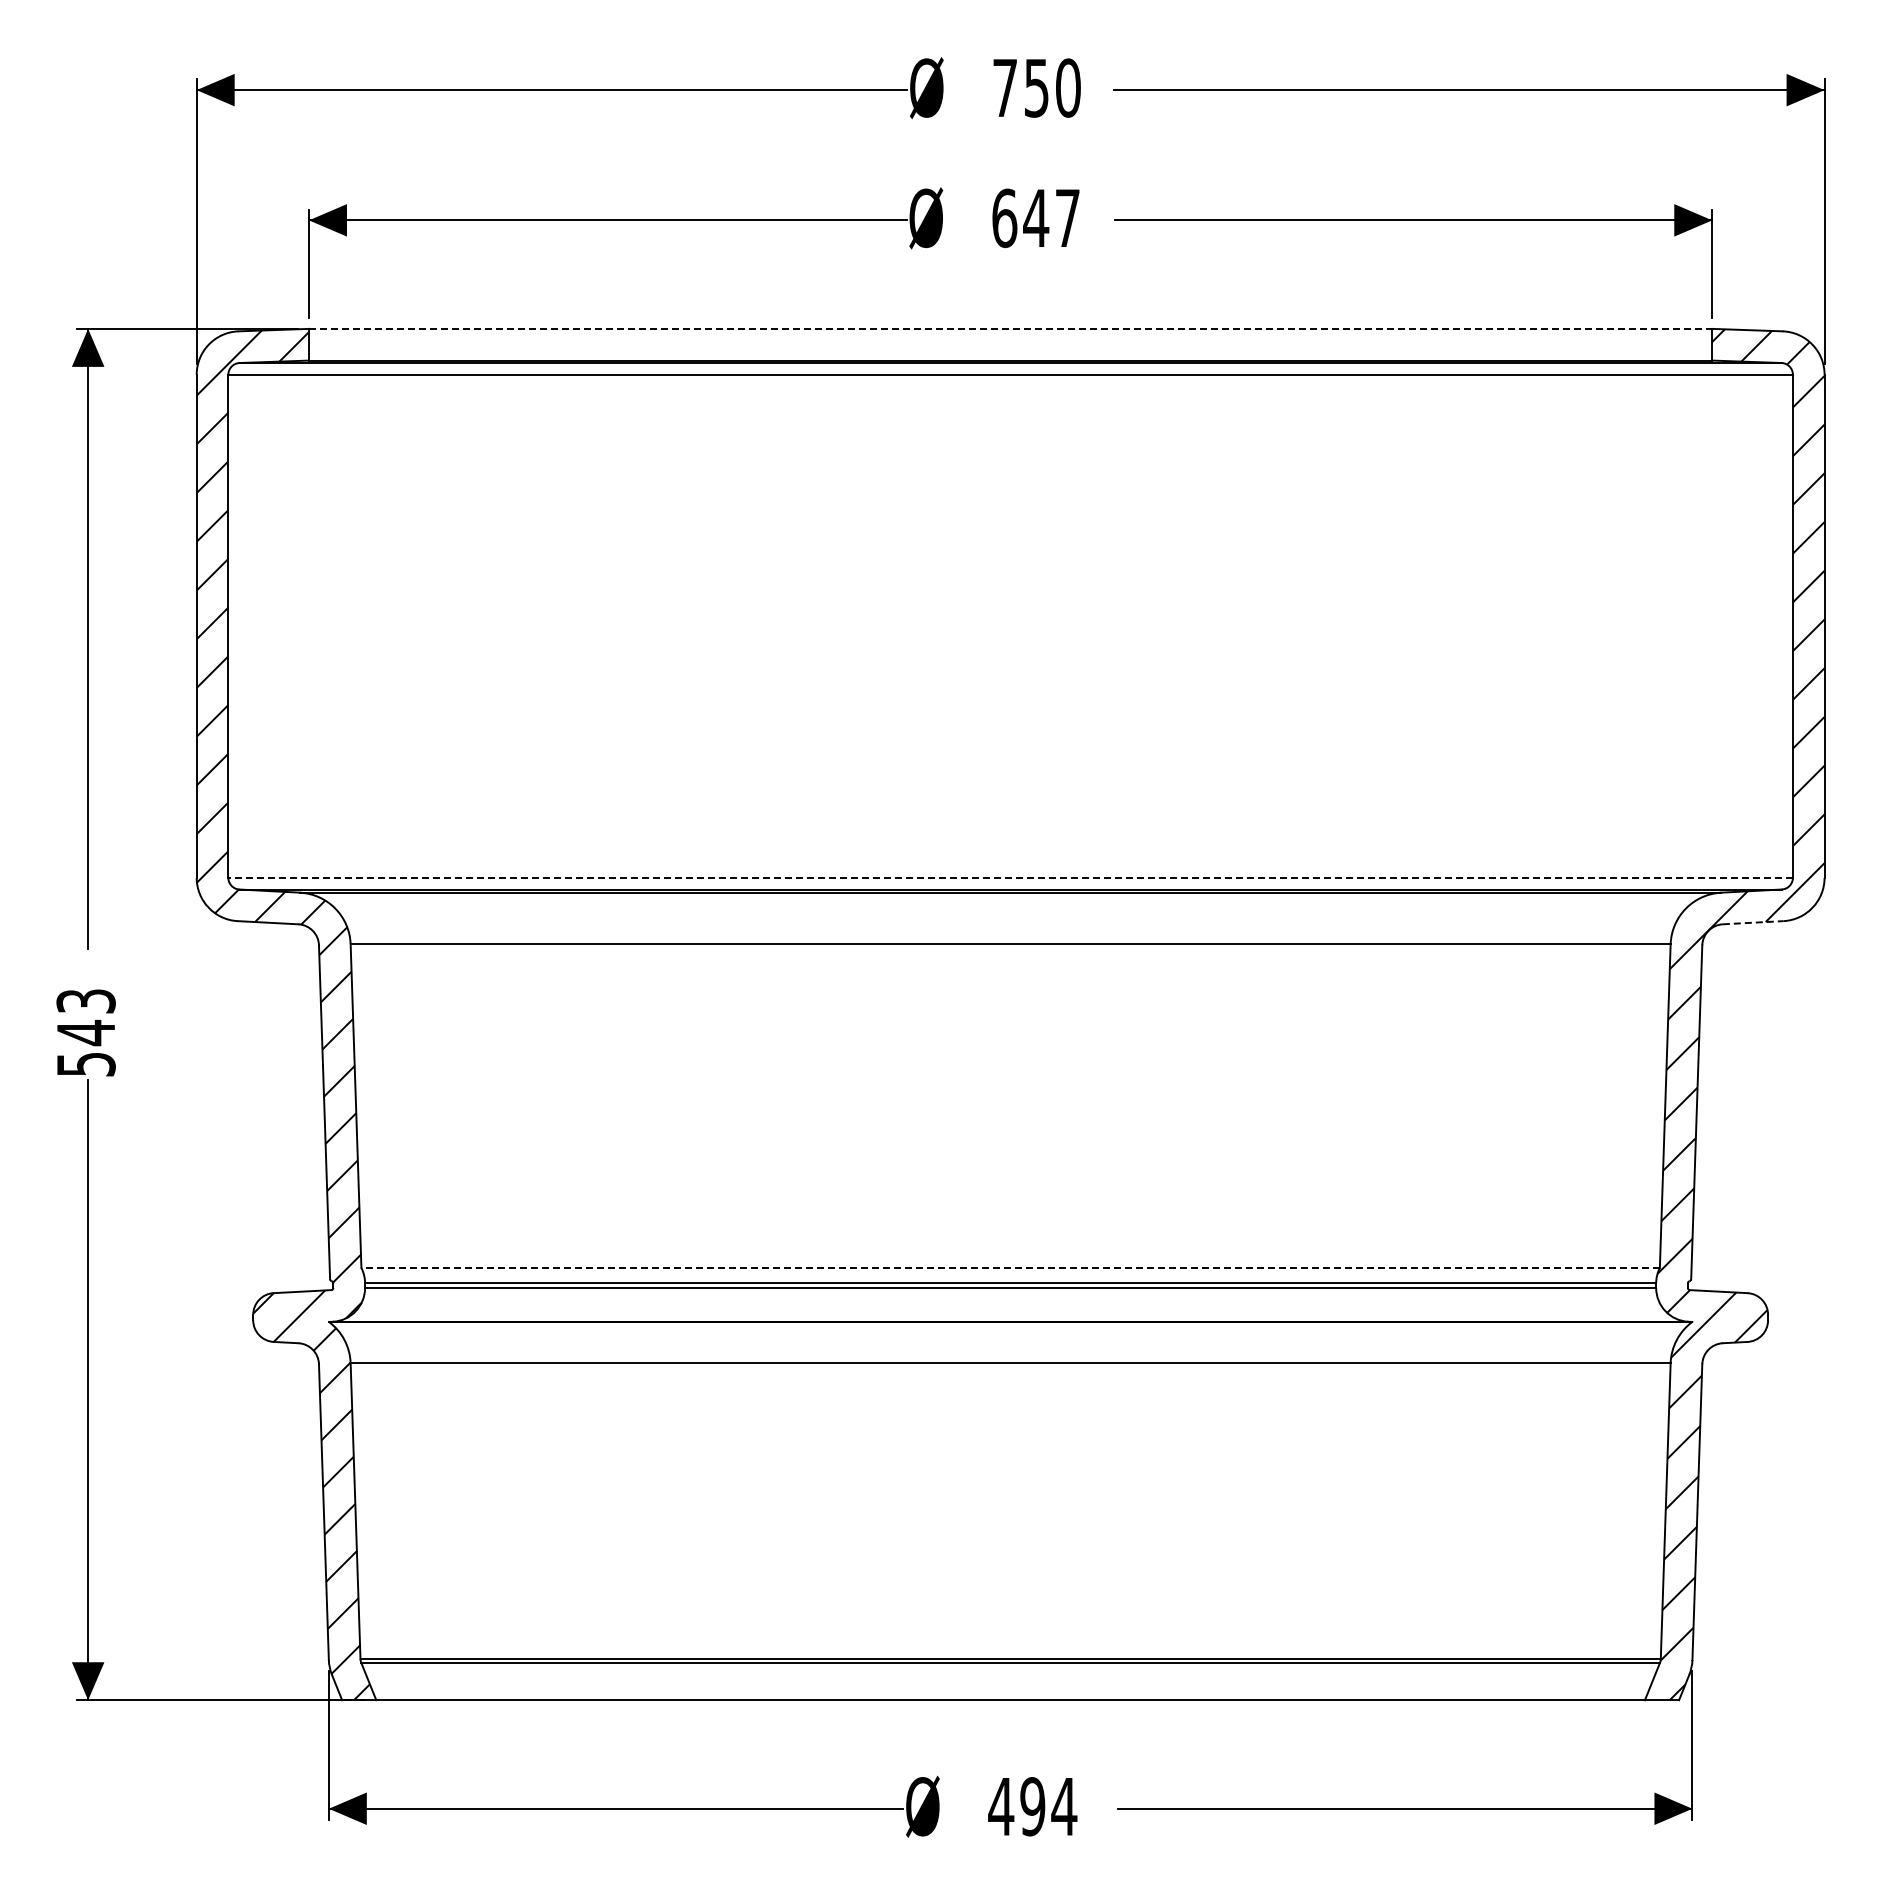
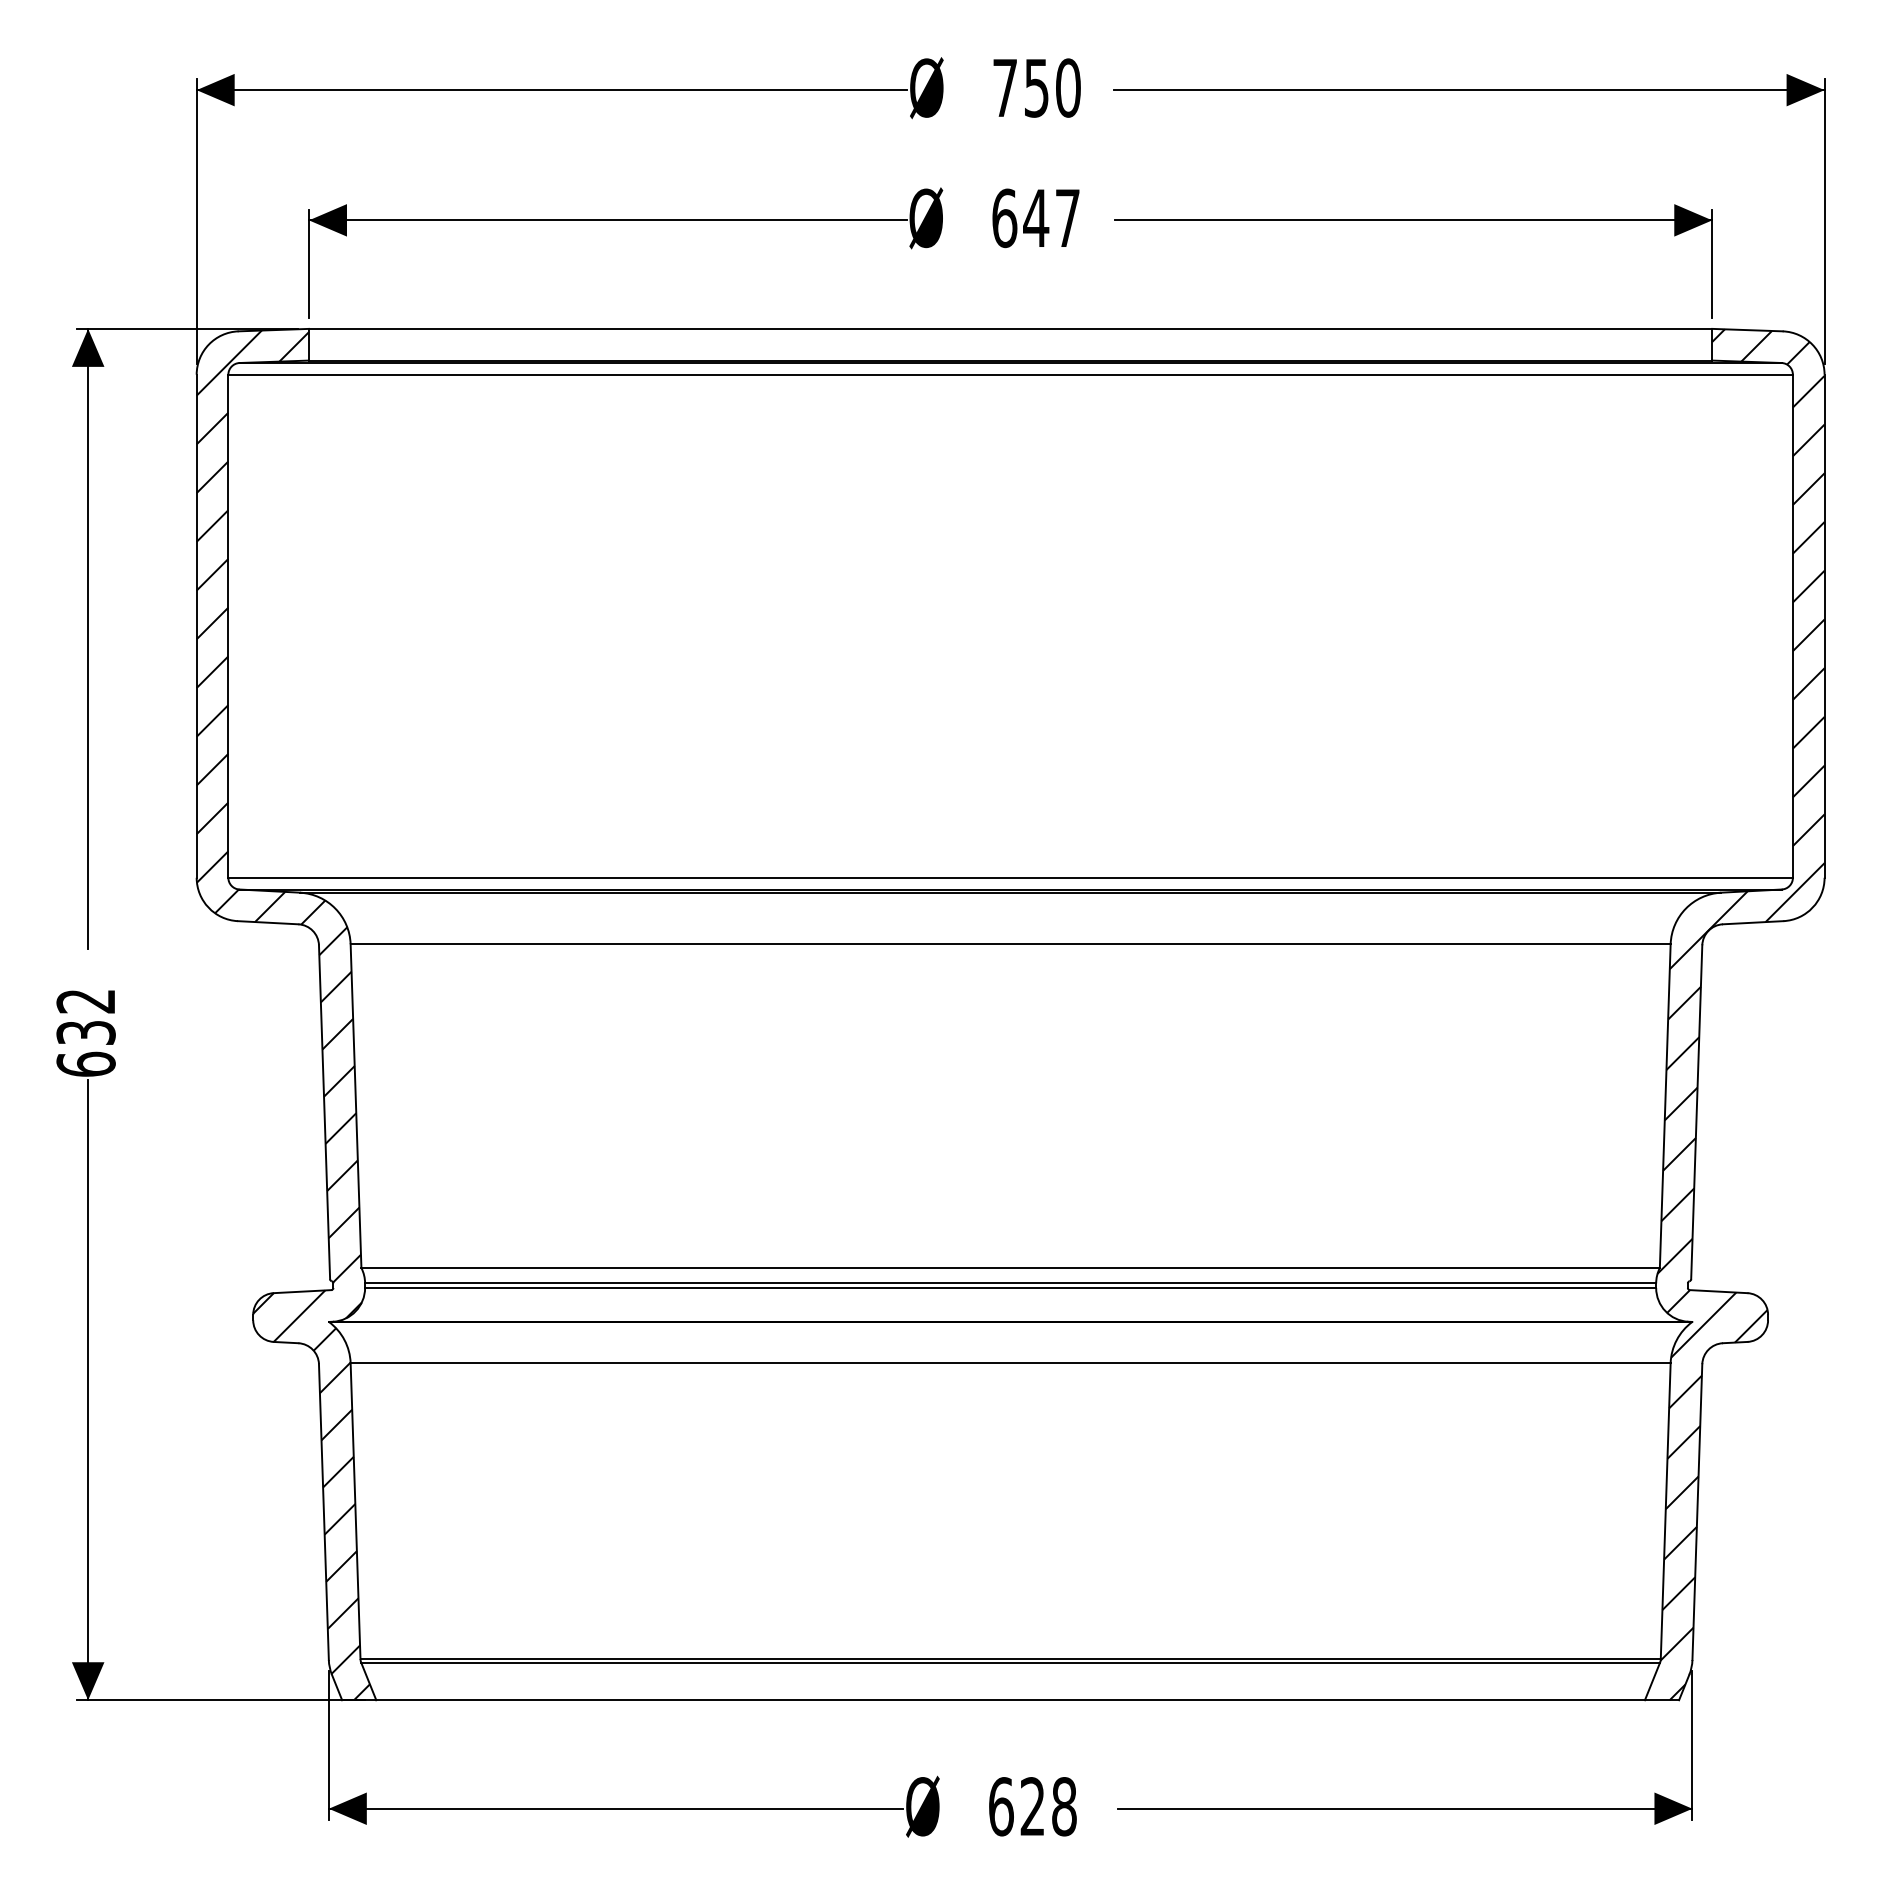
line: dashed -> solid (1010, 328)
line: dashed -> solid (1010, 877)
line: dashed -> solid (1753, 922)
text: 543 -> 632 (85, 1032)
line: dashed -> solid (1010, 1268)
text: 494 -> 628 (1032, 1806)
